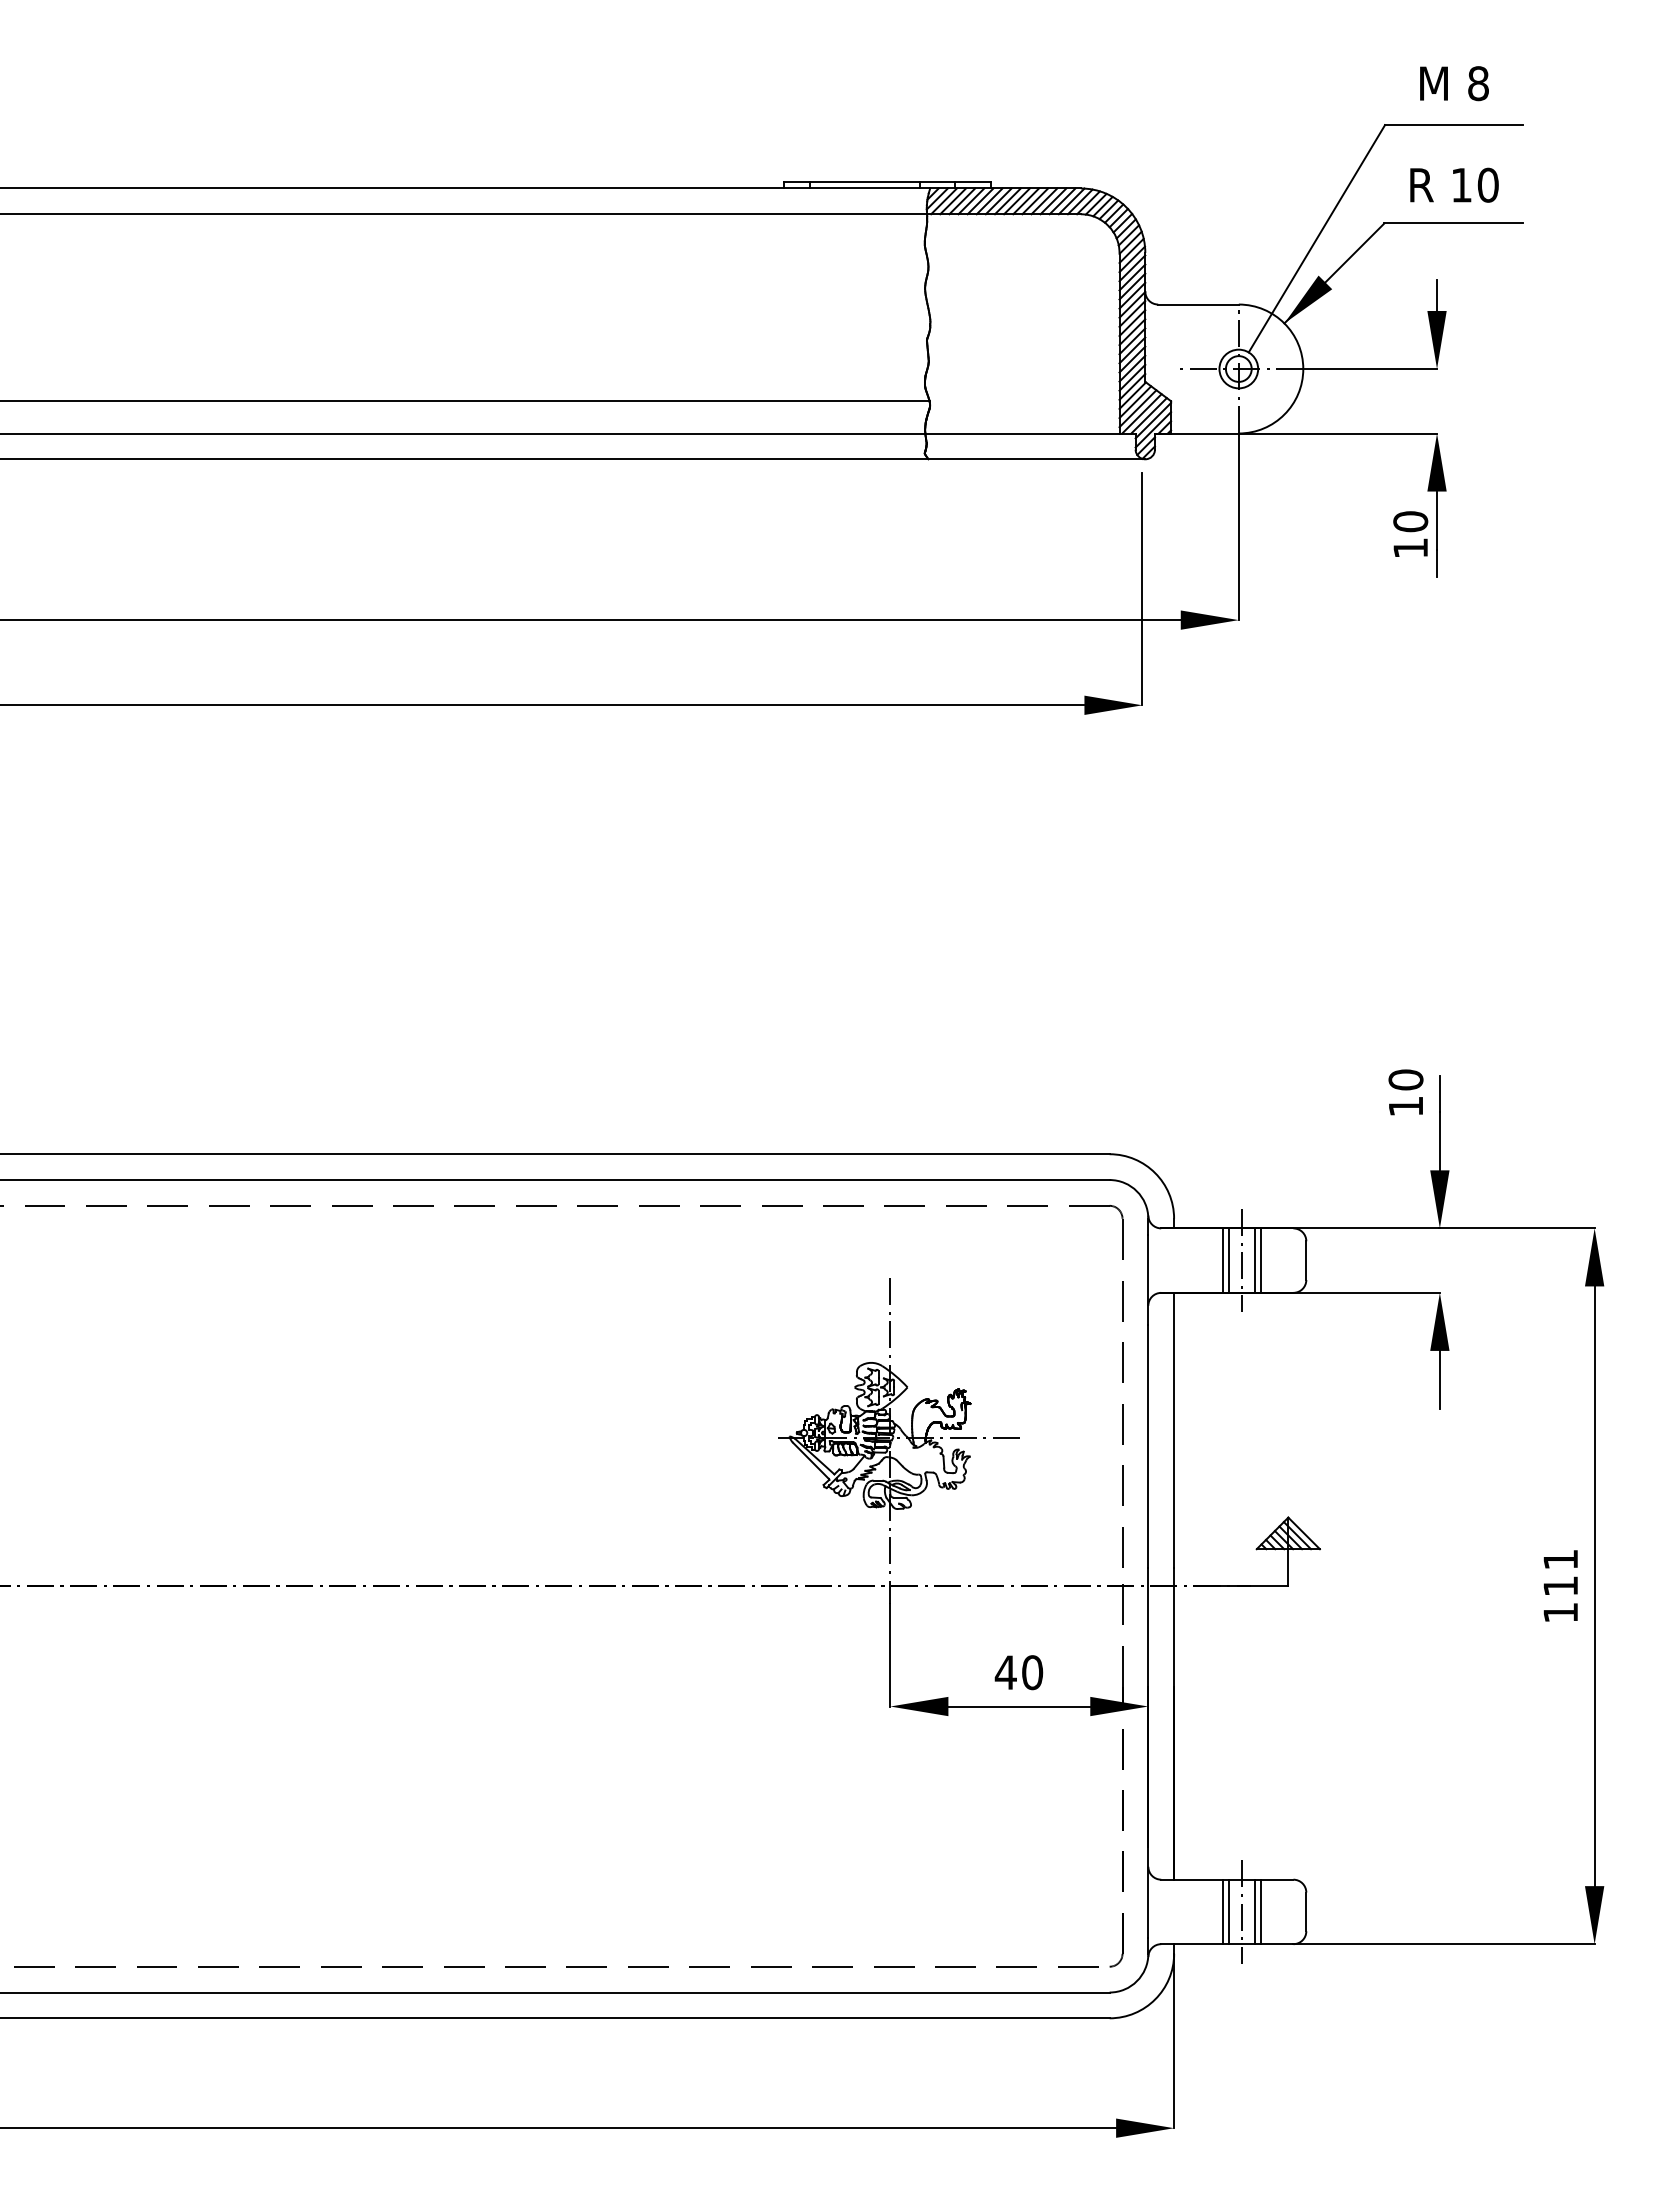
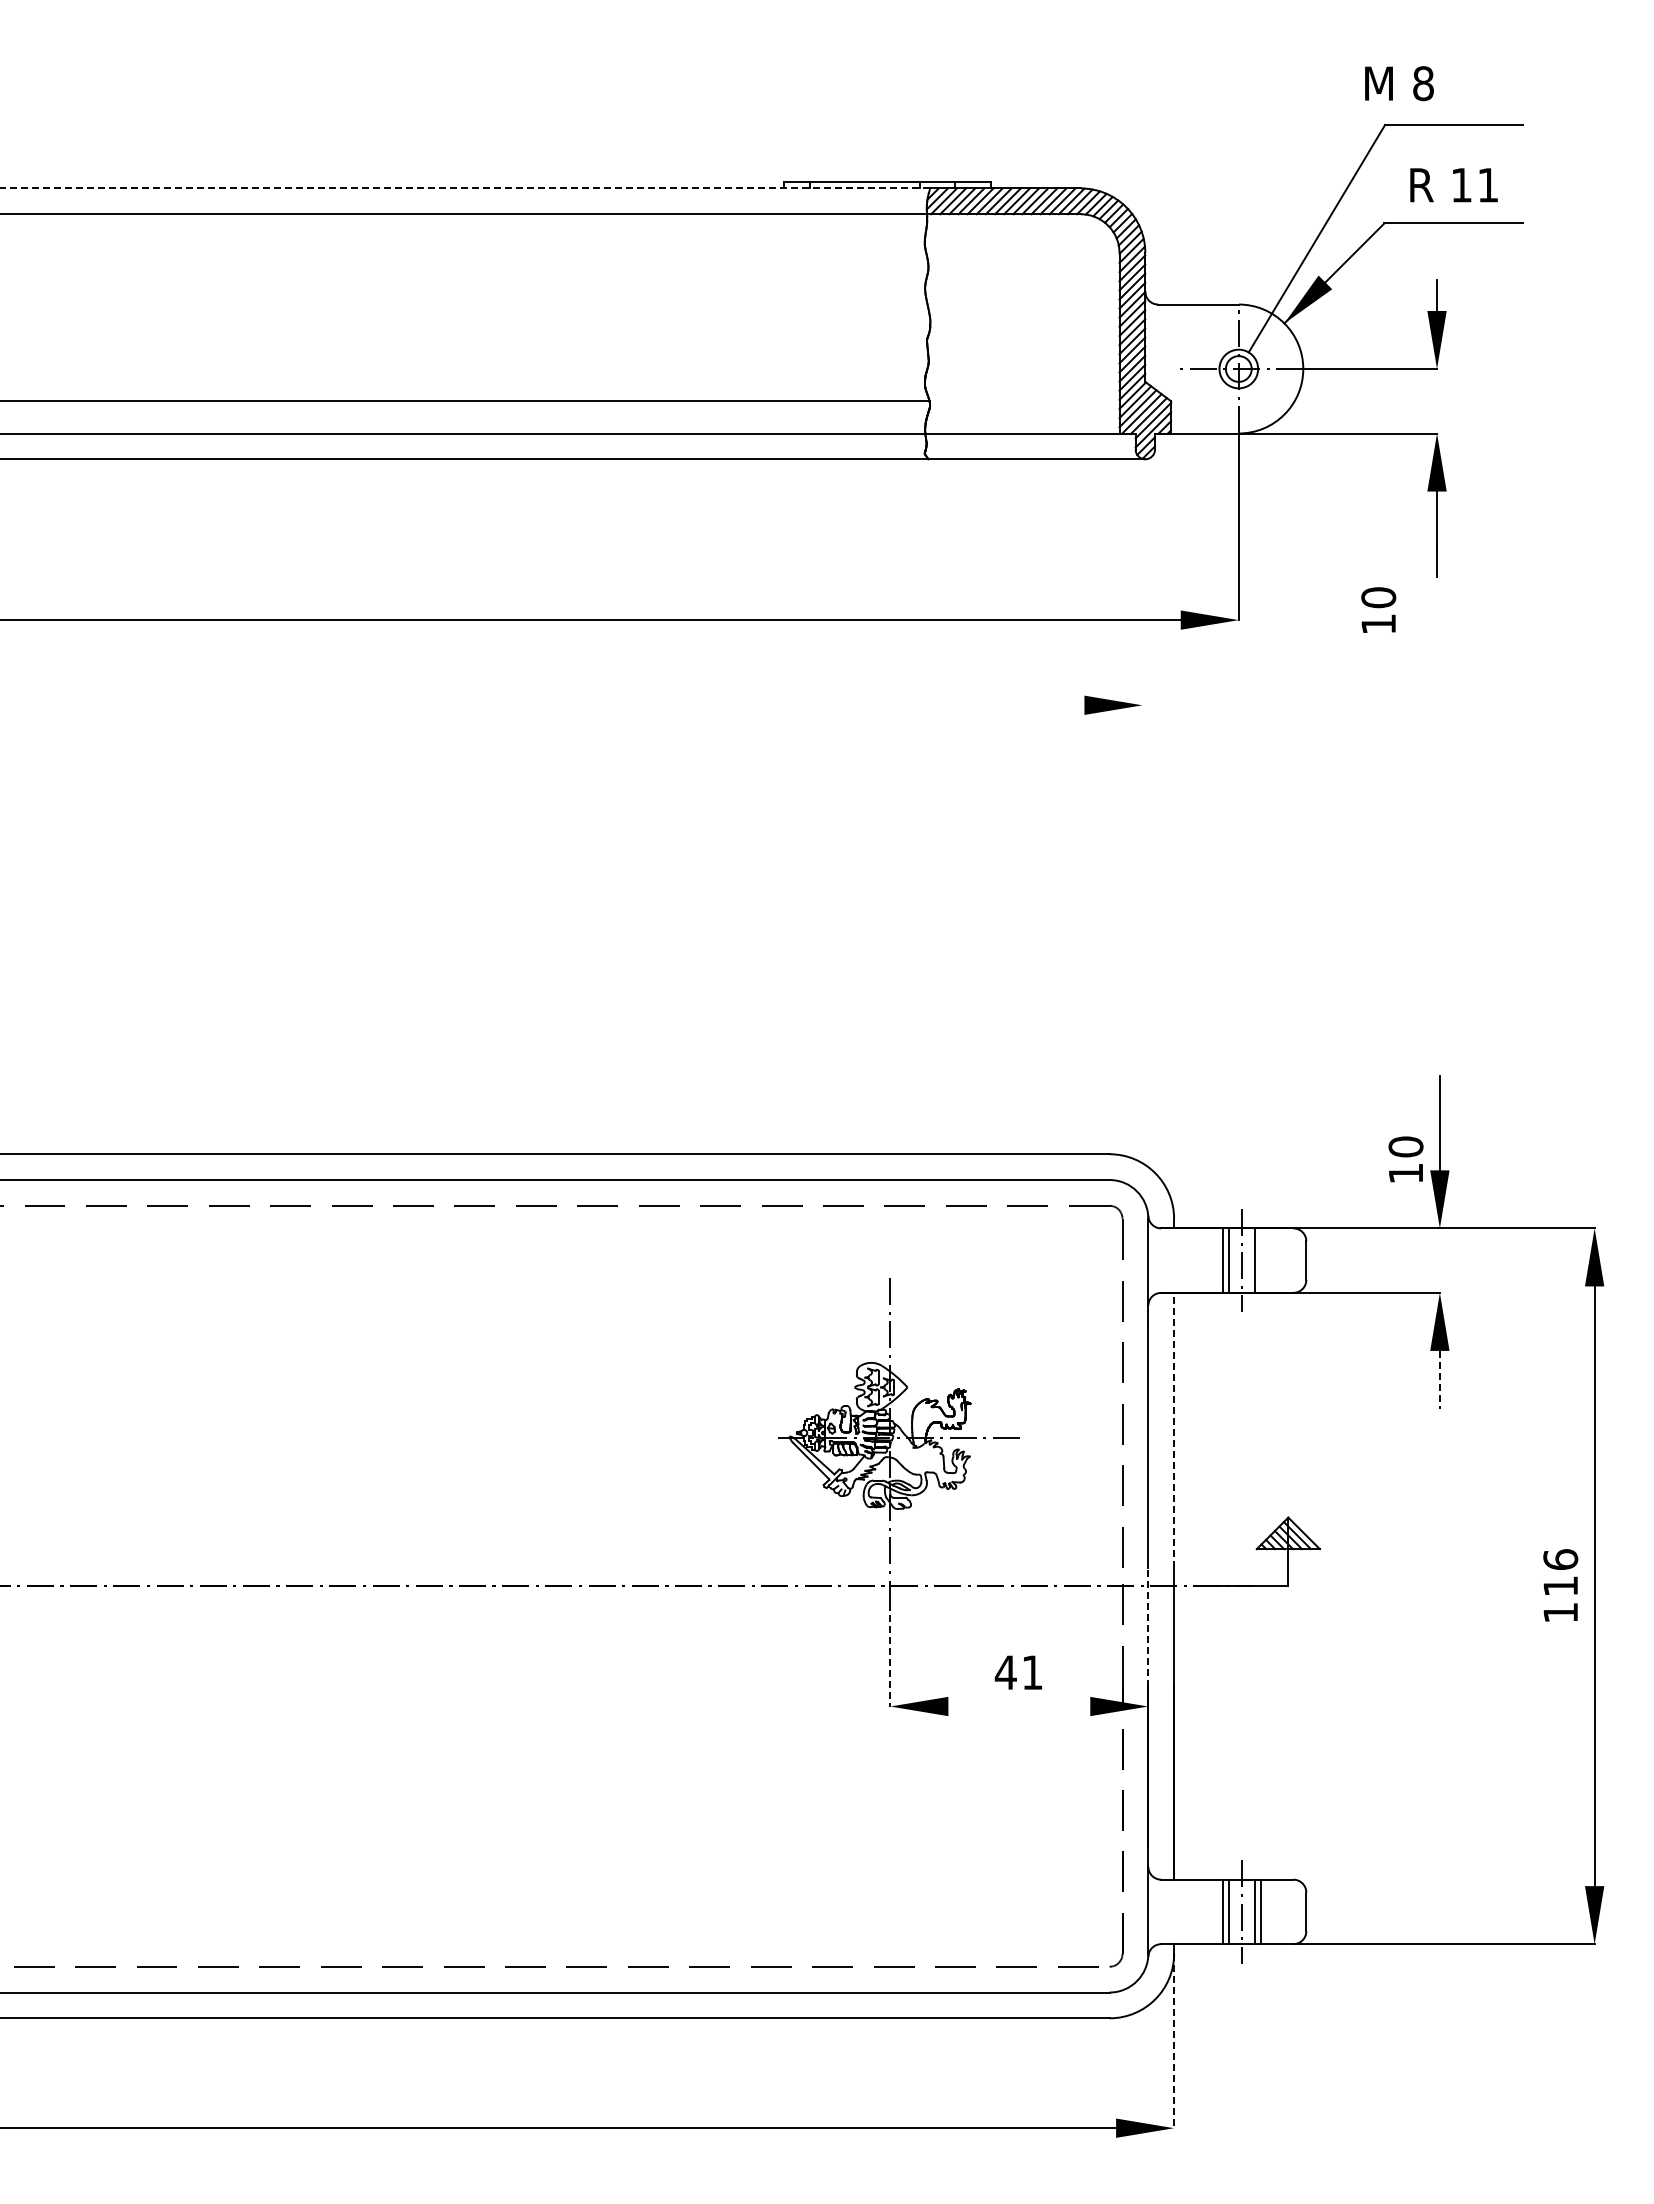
text position: (1454, 83) -> (1399, 83) (1399, 83)
text: 10 -> 11 (1487, 184)
line: solid -> dashed (465, 188)
text position: (1410, 533) -> (1378, 609) (1378, 609)
line: present -> none (1142, 588)
line: present -> none (543, 705)
text position: (1405, 1092) -> (1405, 1159) (1405, 1159)
line: present -> none (1261, 1260)
line: solid -> dashed (1439, 1380)
line: solid -> dashed (1174, 1429)
text: 111 -> 116 (1560, 1559)
line: solid -> dashed (1148, 1627)
line: solid -> dashed (890, 1655)
text: 40 -> 41 (1032, 1672)
line: present -> none (1019, 1706)
line: solid -> dashed (1174, 2041)
